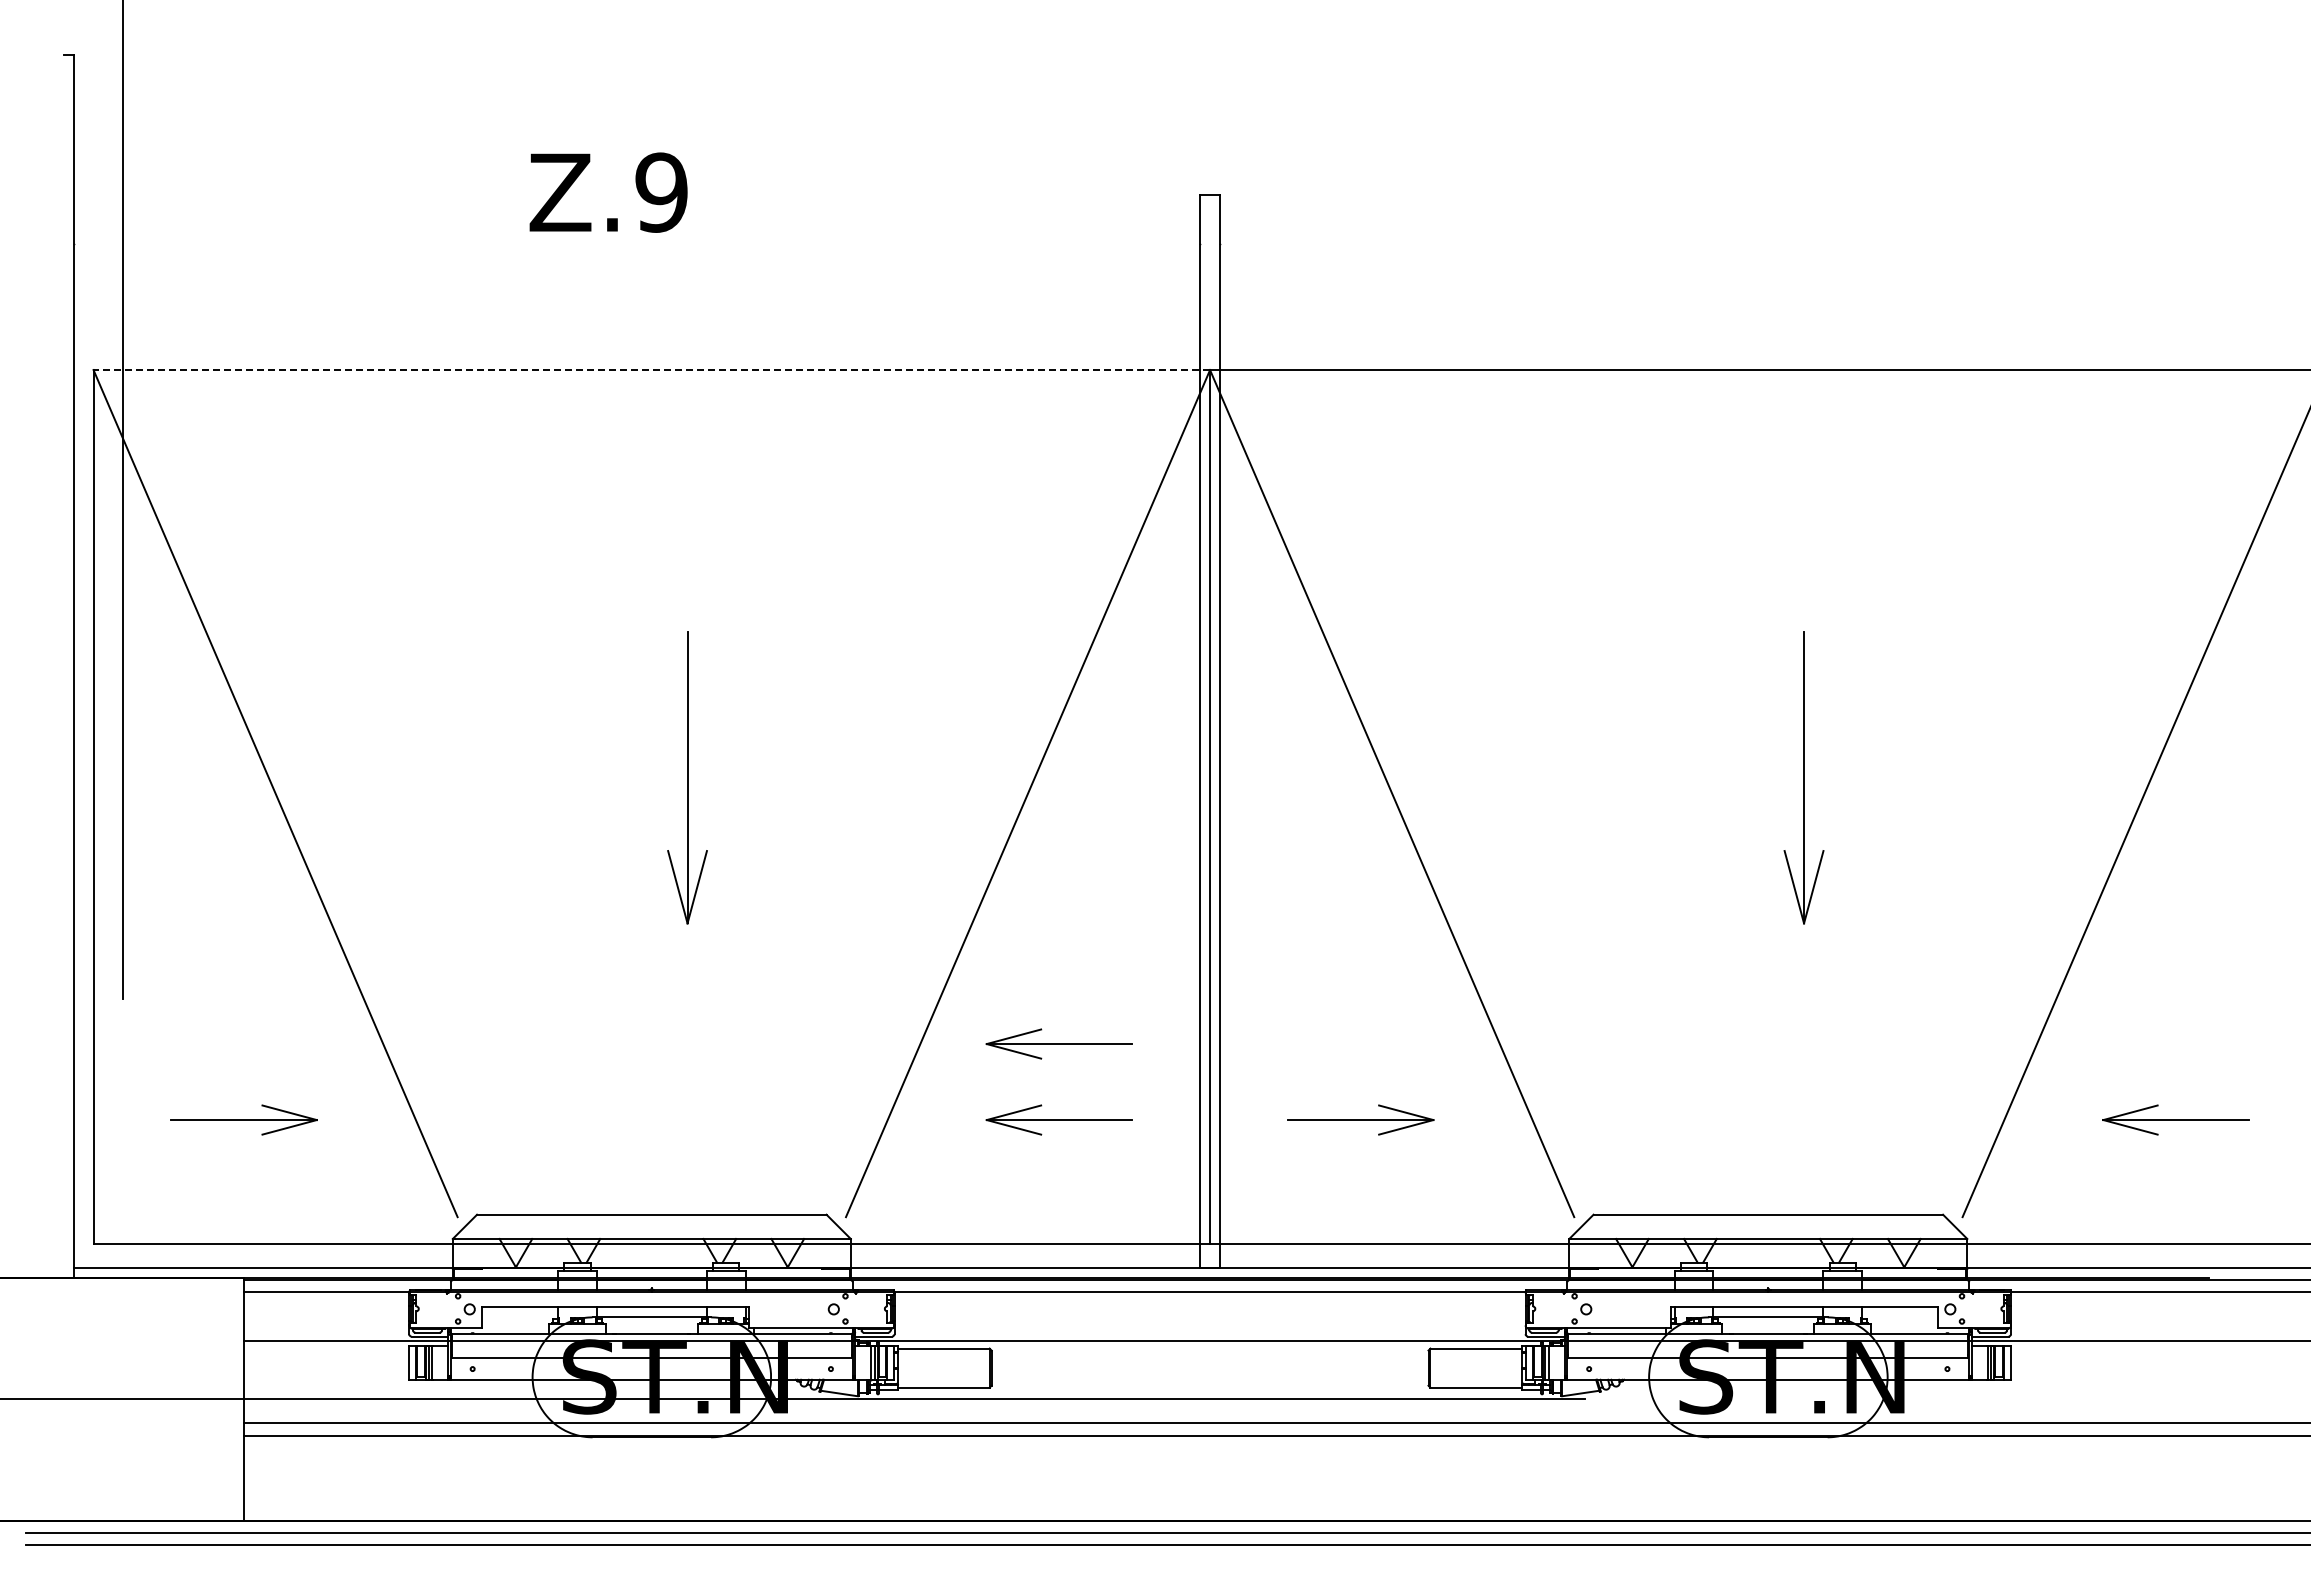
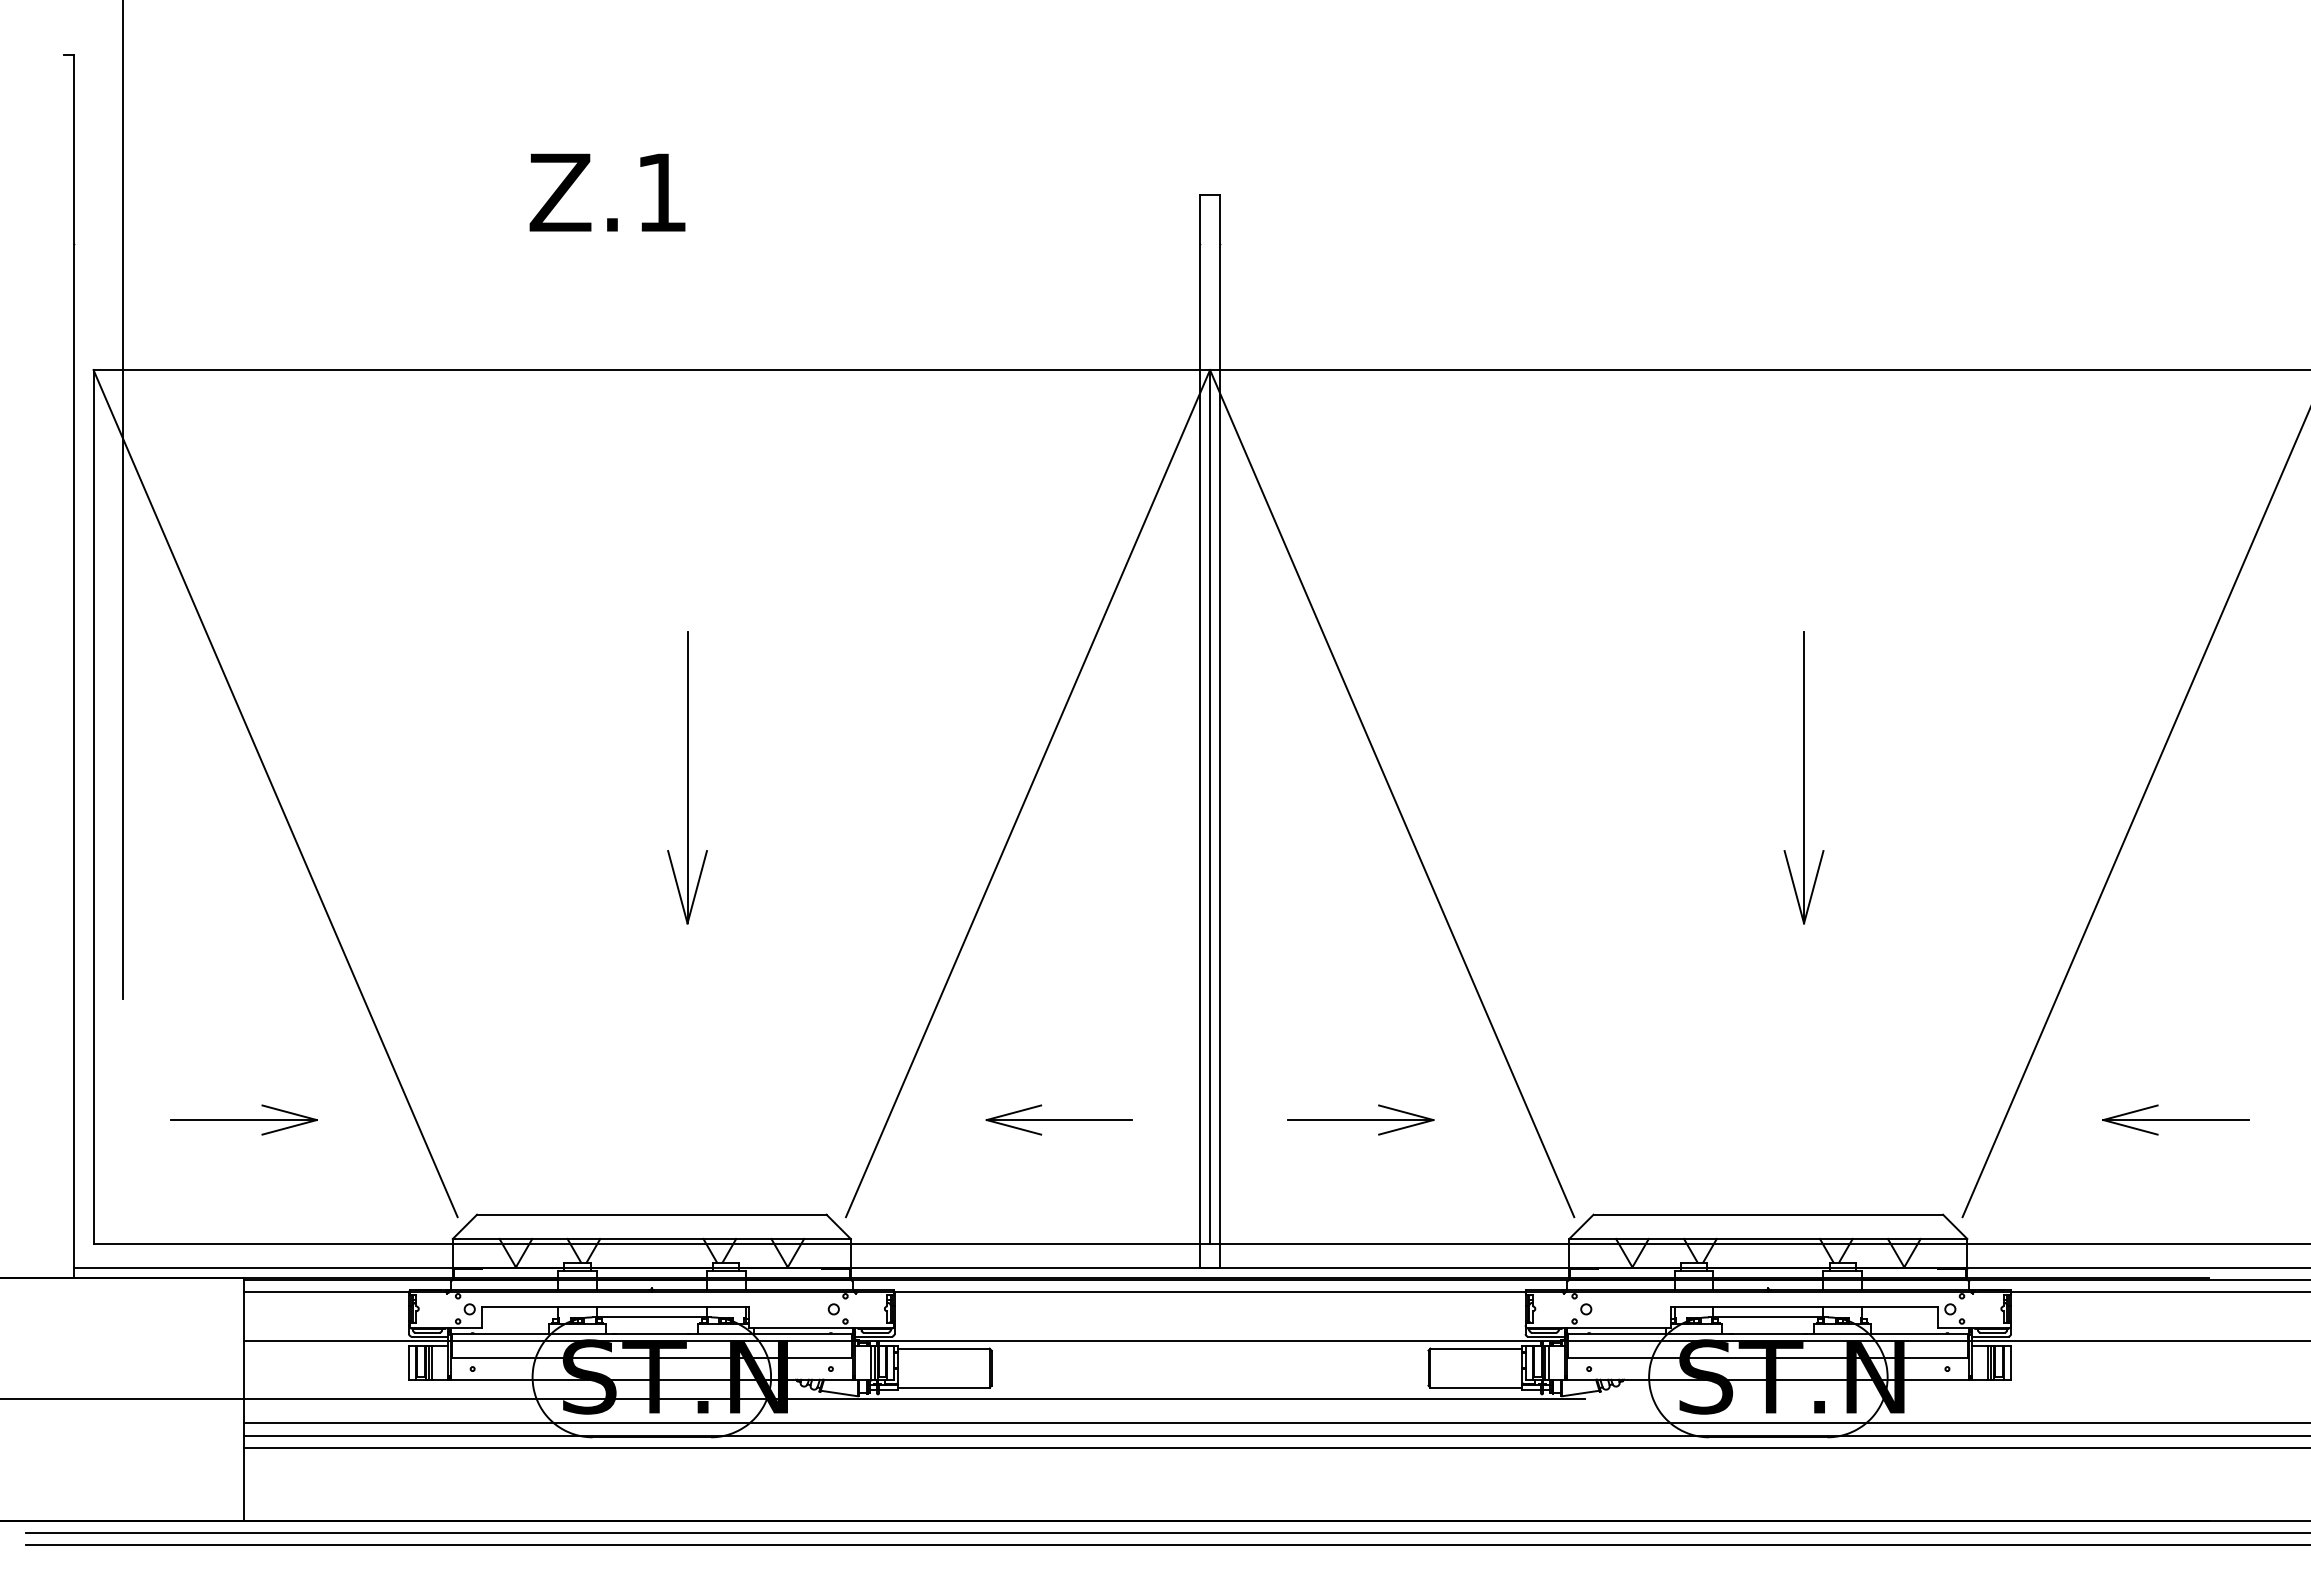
text: Z.9 -> Z.1 (661, 192)
line: dashed -> solid (651, 370)
part: present -> none (1058, 1043)
line: none -> present (1275, 1447)
